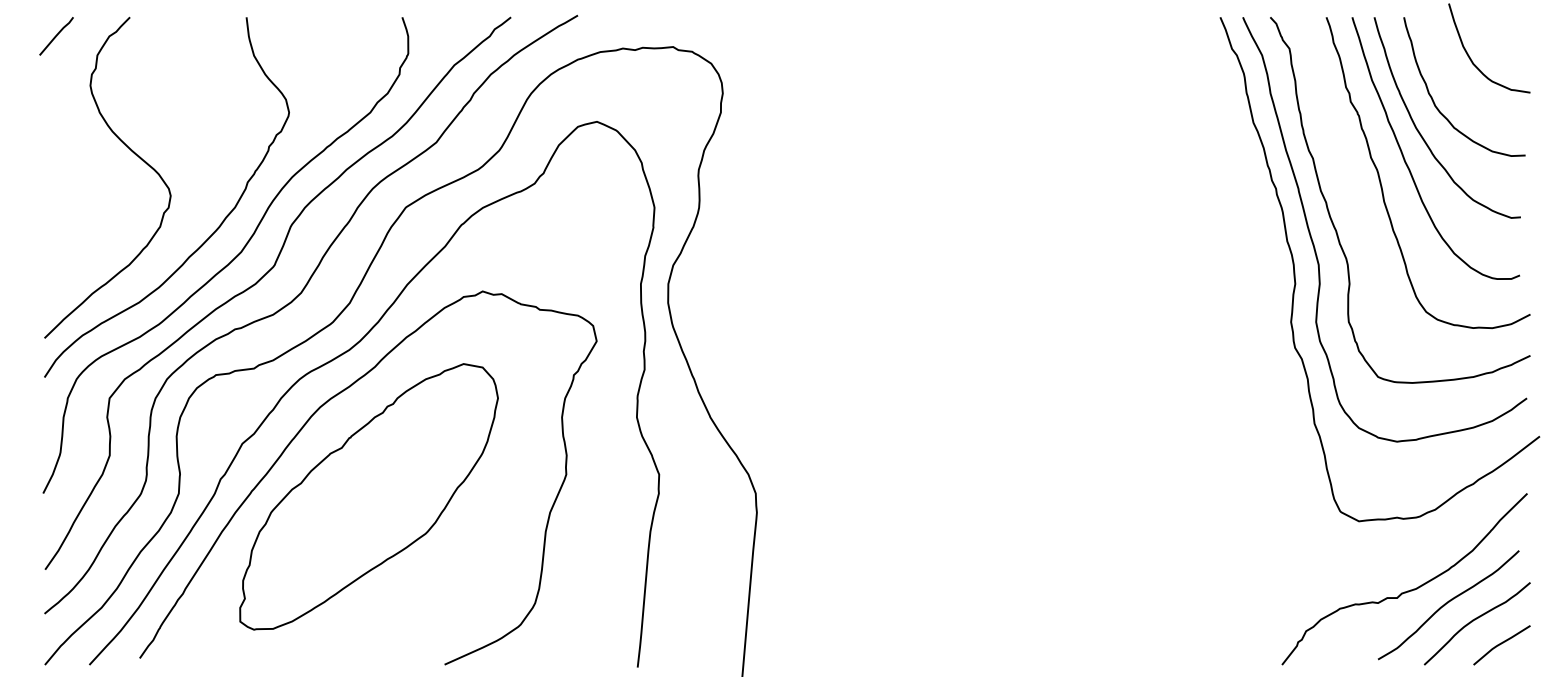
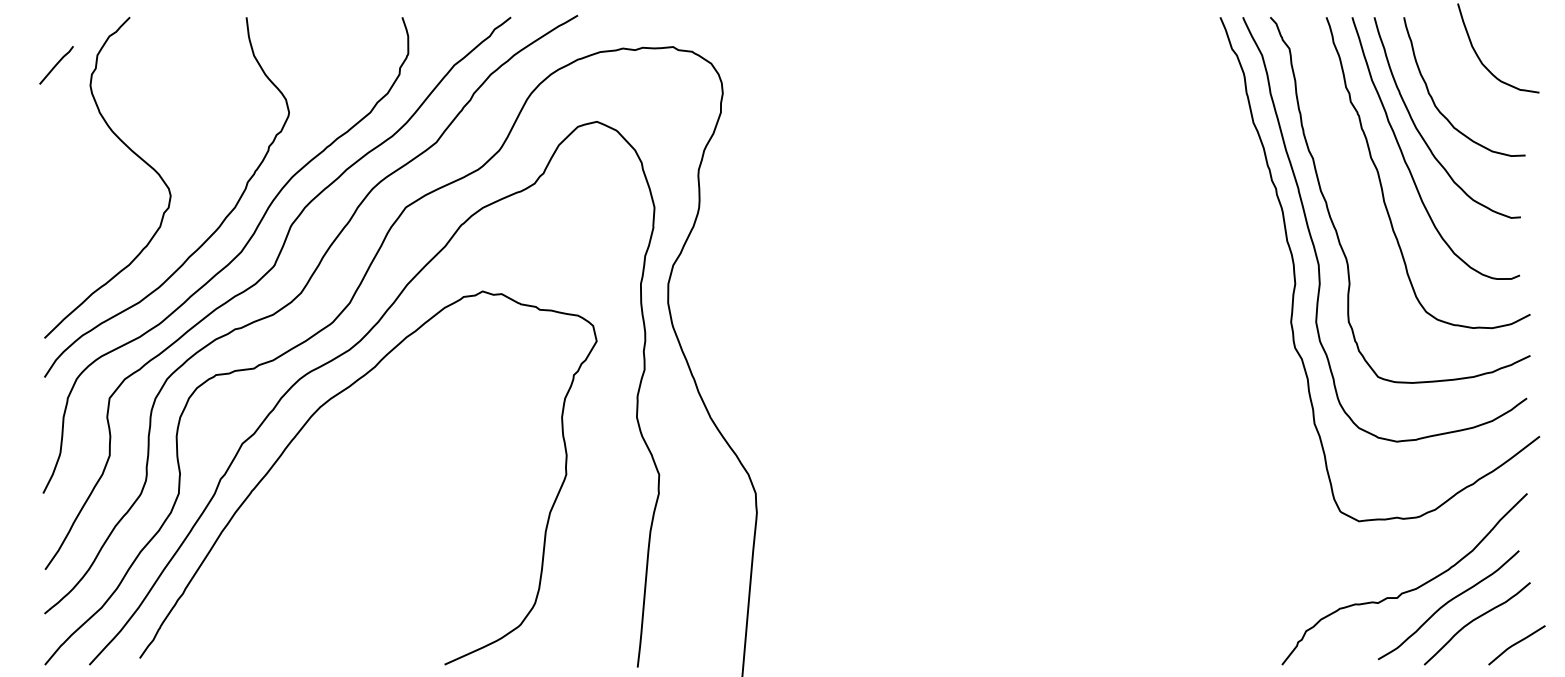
line position: (56, 36) -> (56, 65) (56, 65)
curve position: (1471, 58) -> (1480, 58) (1480, 58)
part: present -> none (368, 496)
line position: (1501, 644) -> (1516, 644) (1516, 644)
